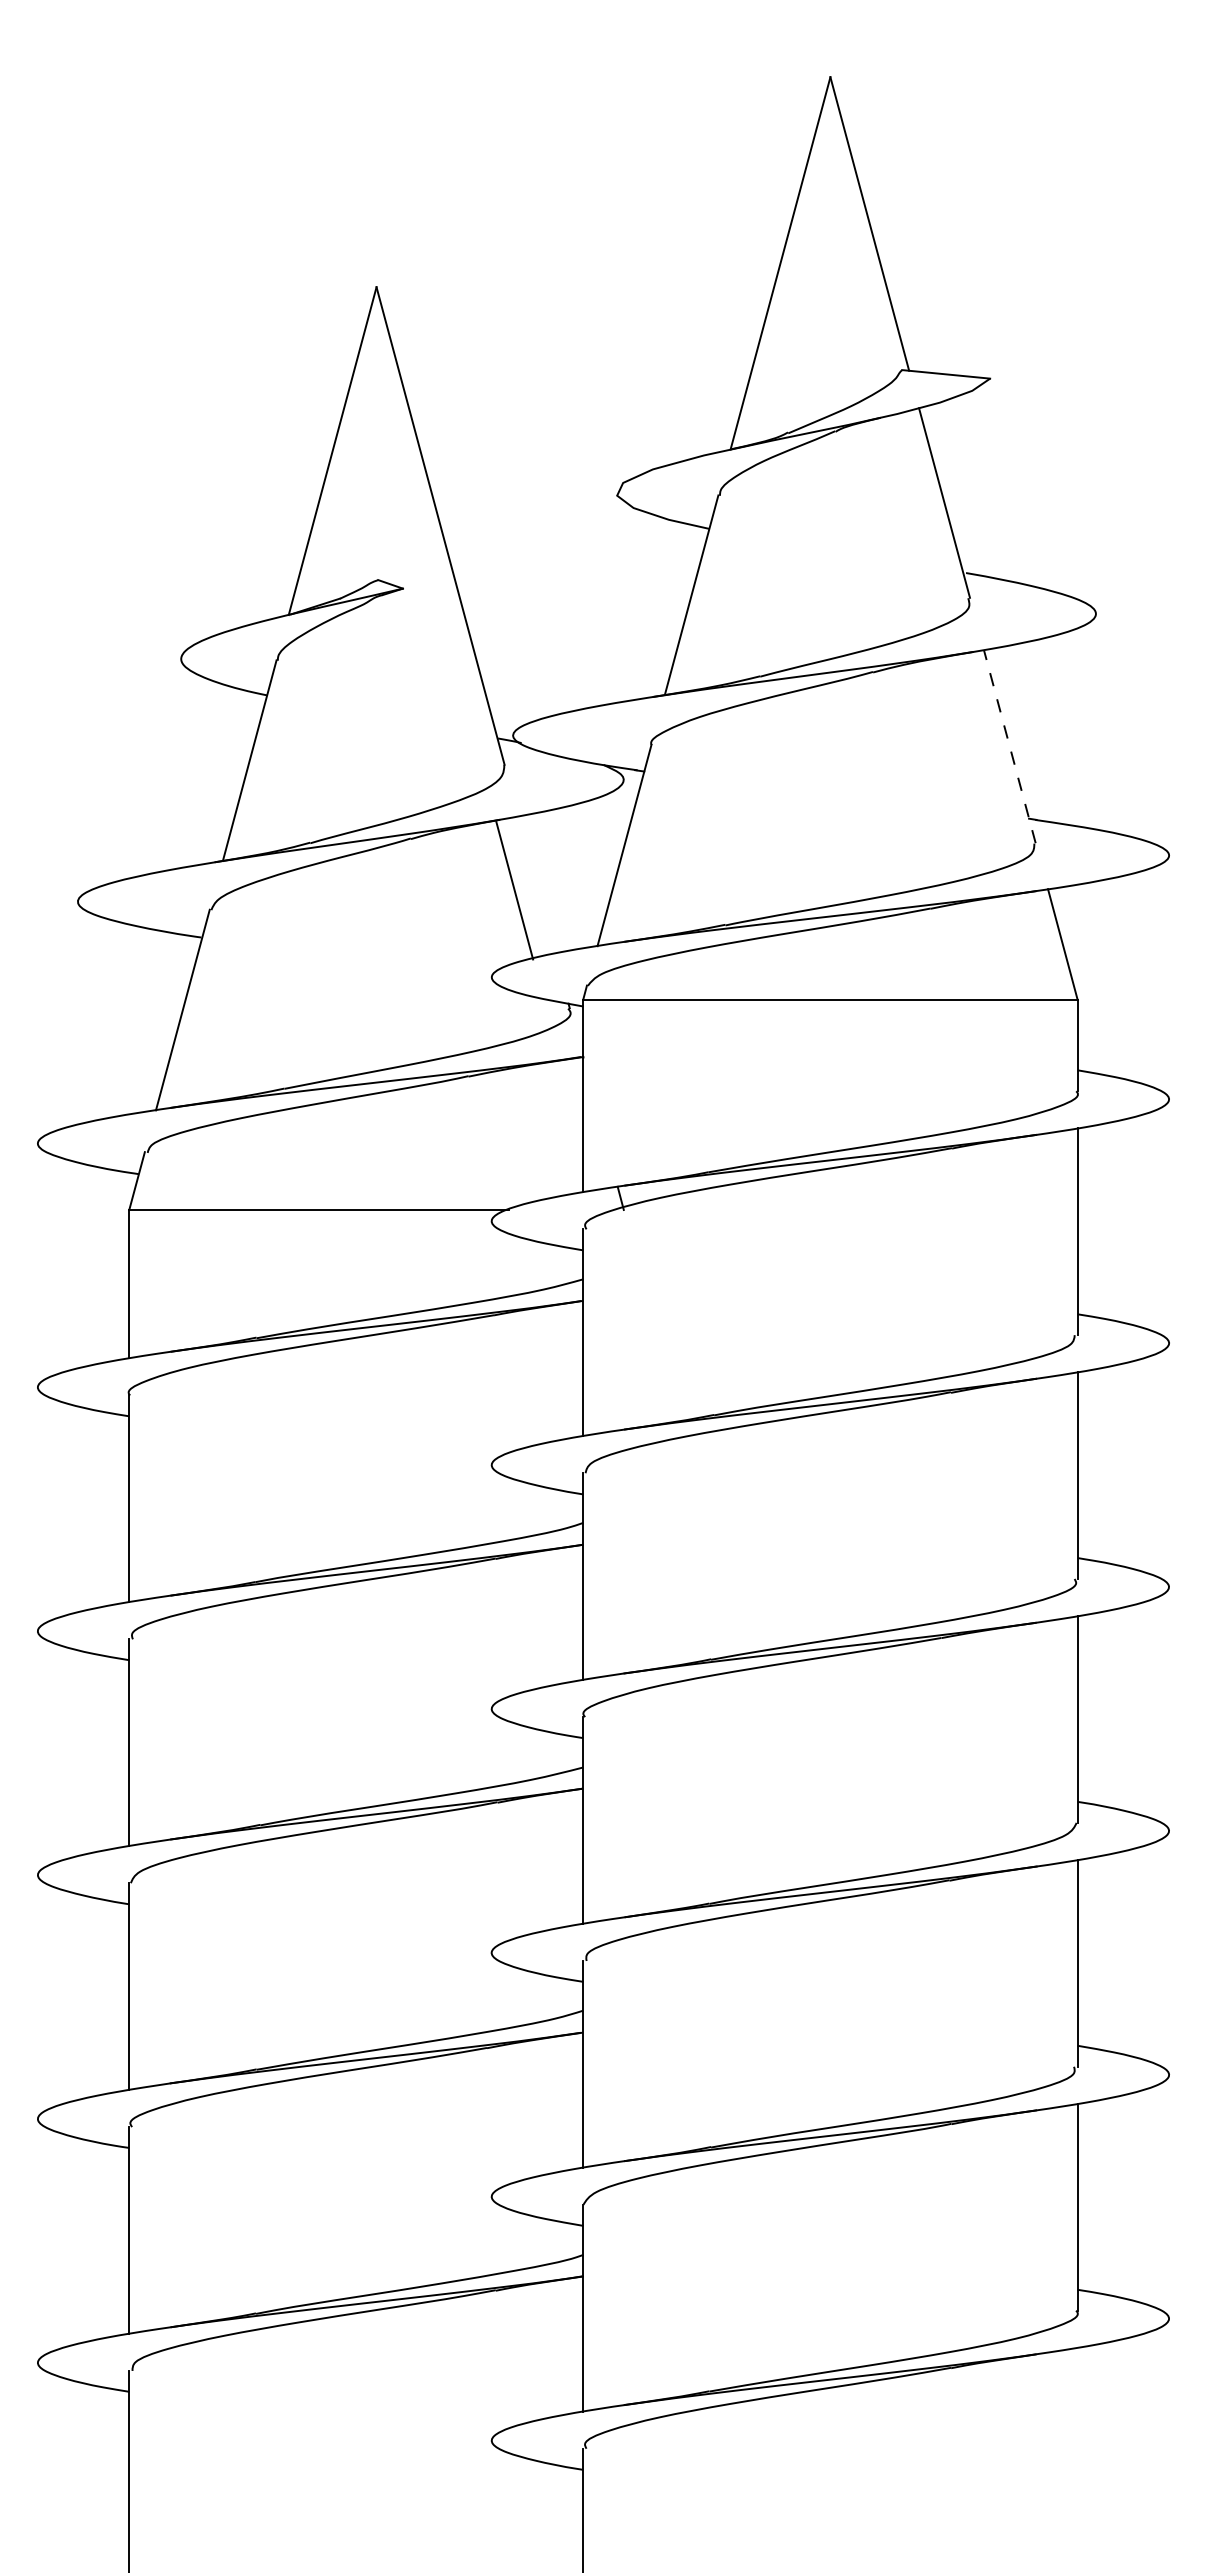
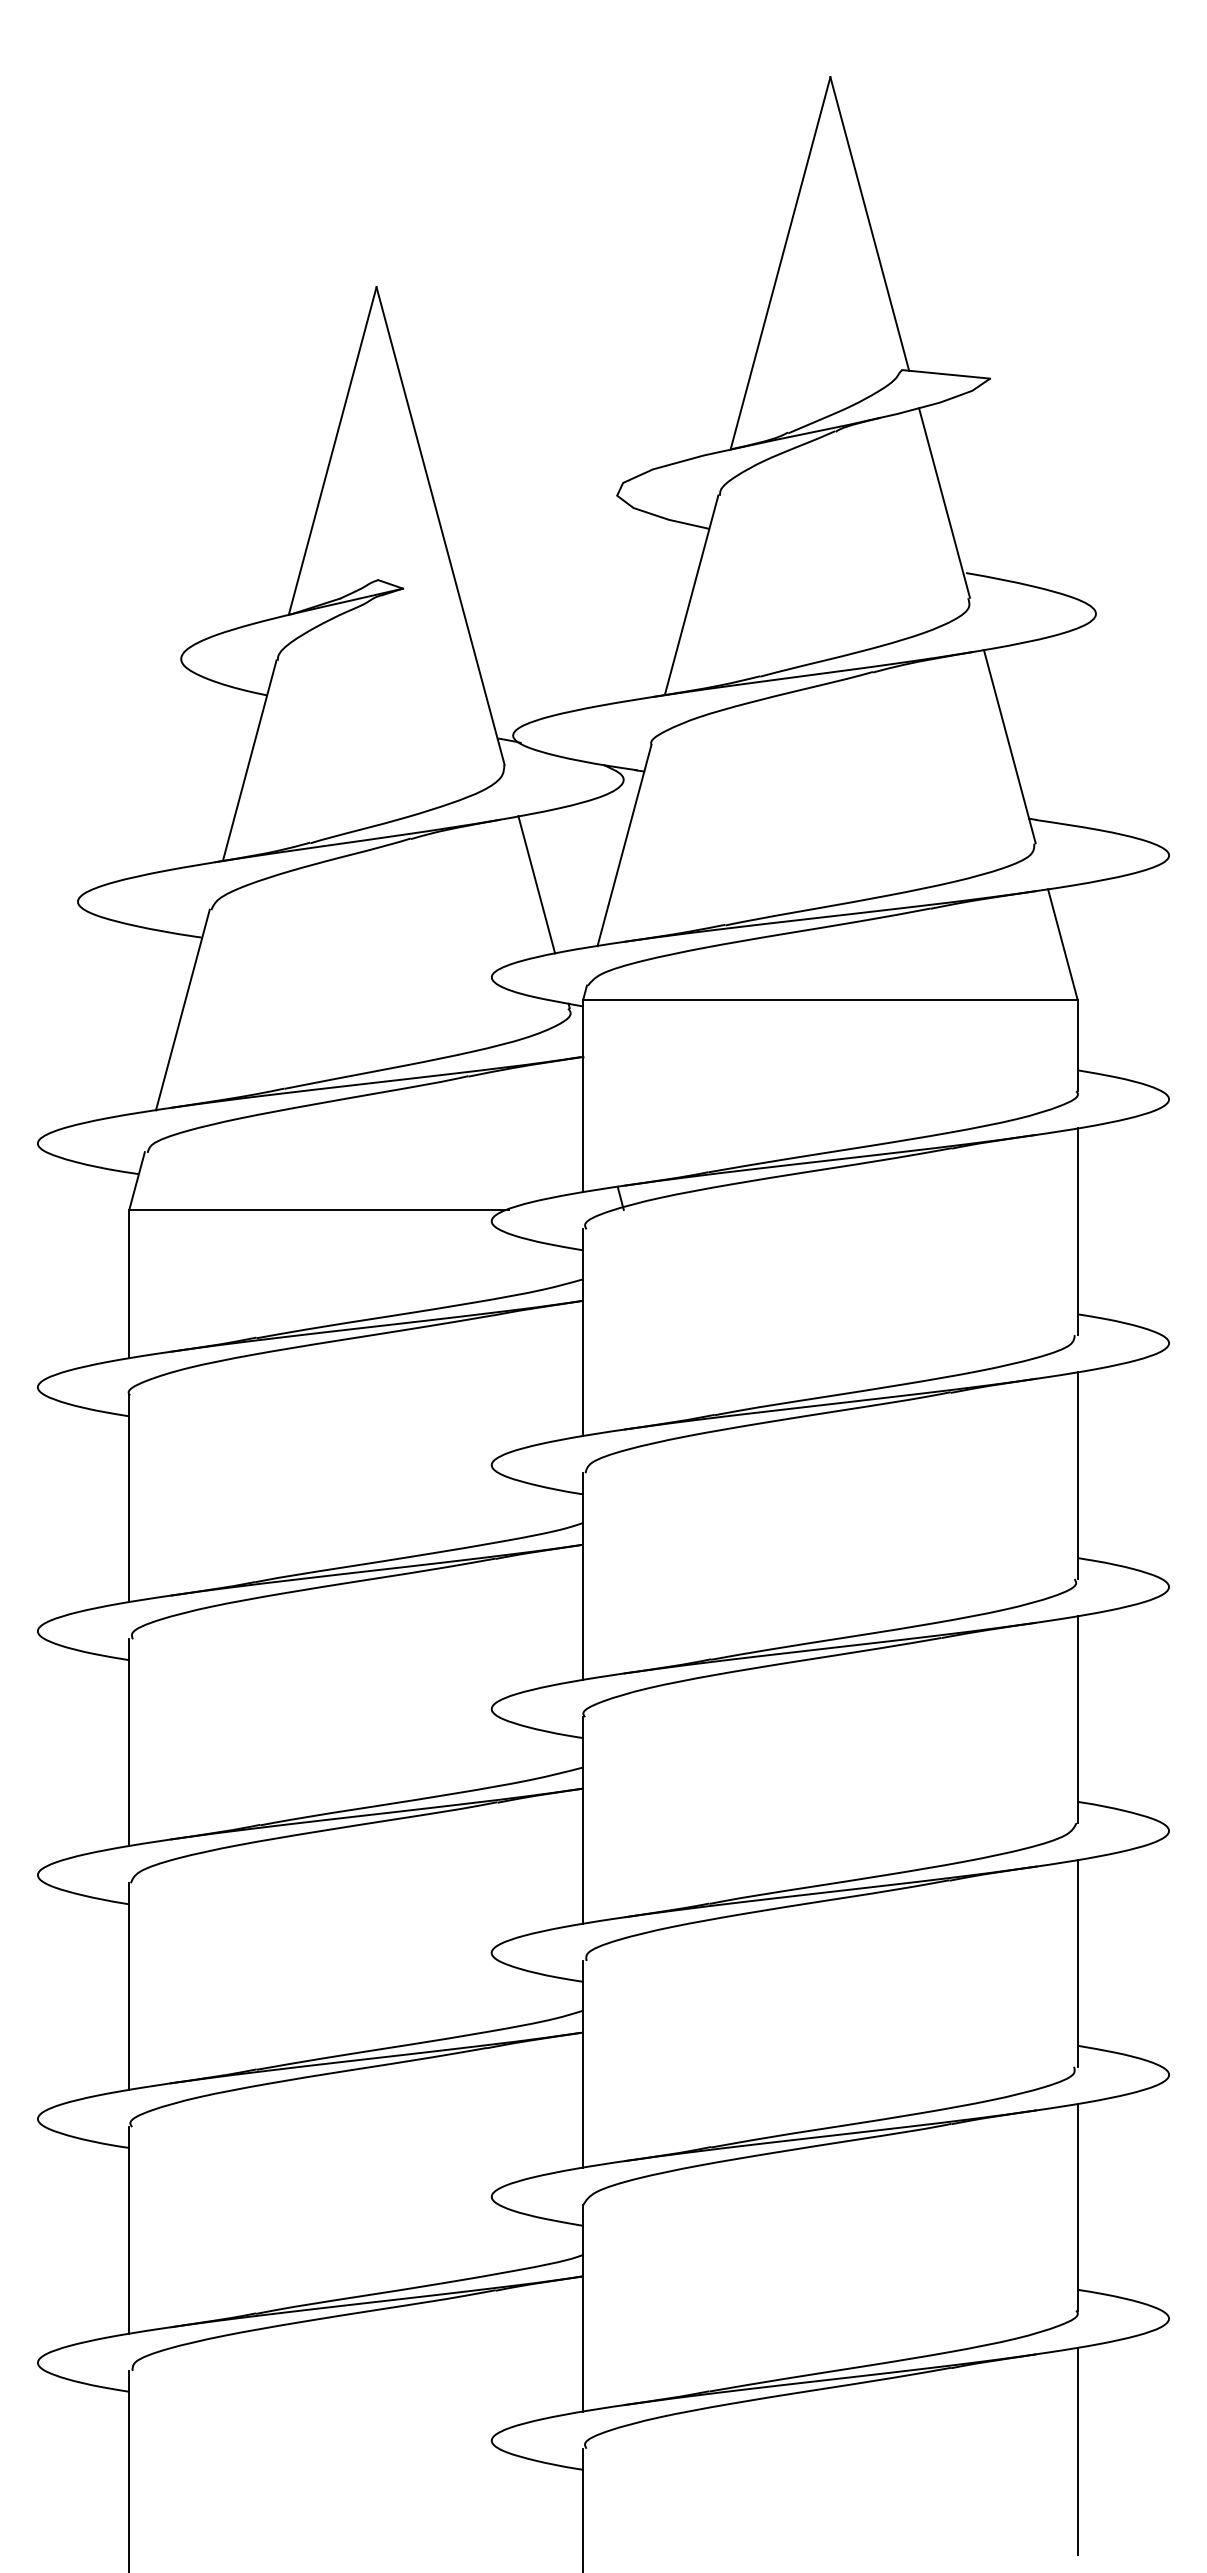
line: dashed -> solid (1009, 746)
line position: (514, 890) -> (536, 884) (536, 884)
line: none -> present (1077, 2450)
